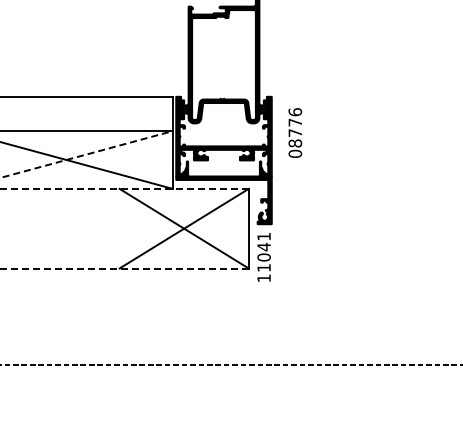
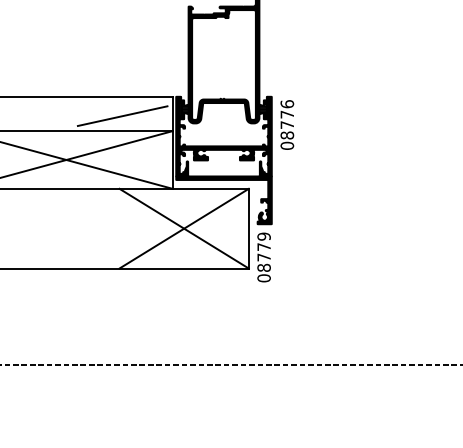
line: none -> present (122, 115)
text position: (295, 132) -> (287, 124) (287, 124)
line: dashed -> solid (87, 154)
line: dashed -> solid (123, 188)
text: 11041 -> 08779 (263, 257)
line: dashed -> solid (123, 268)
